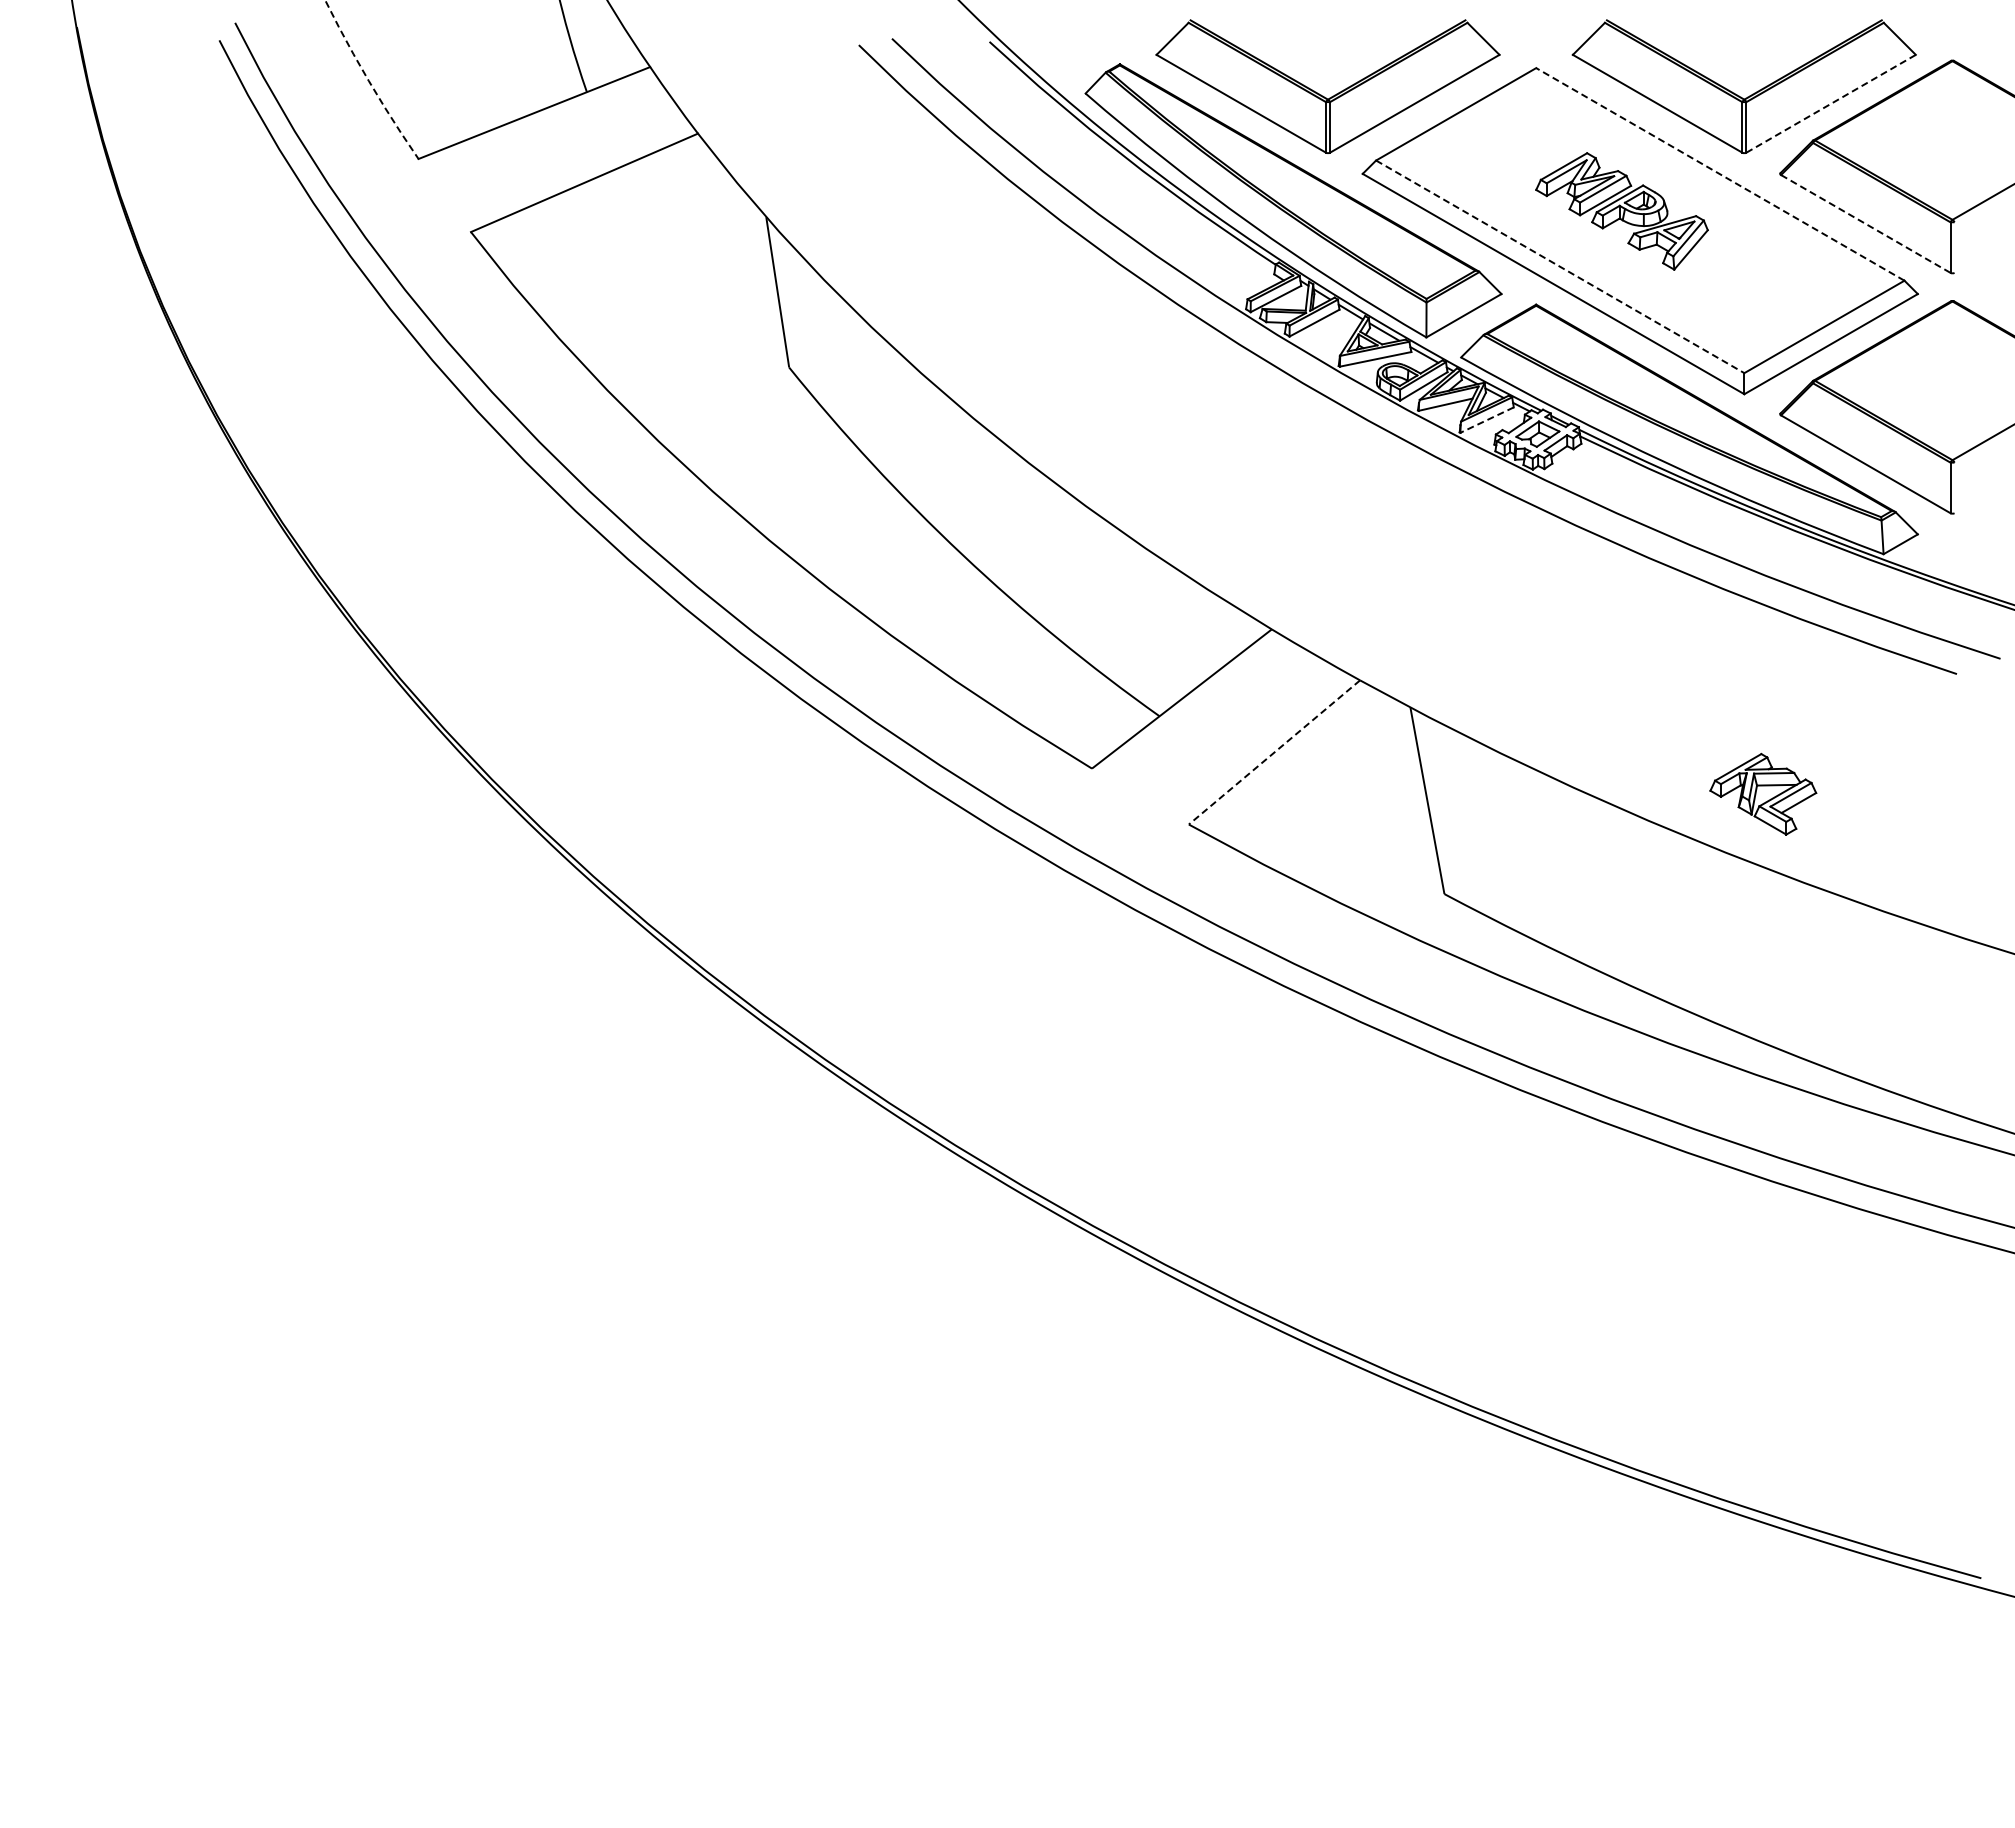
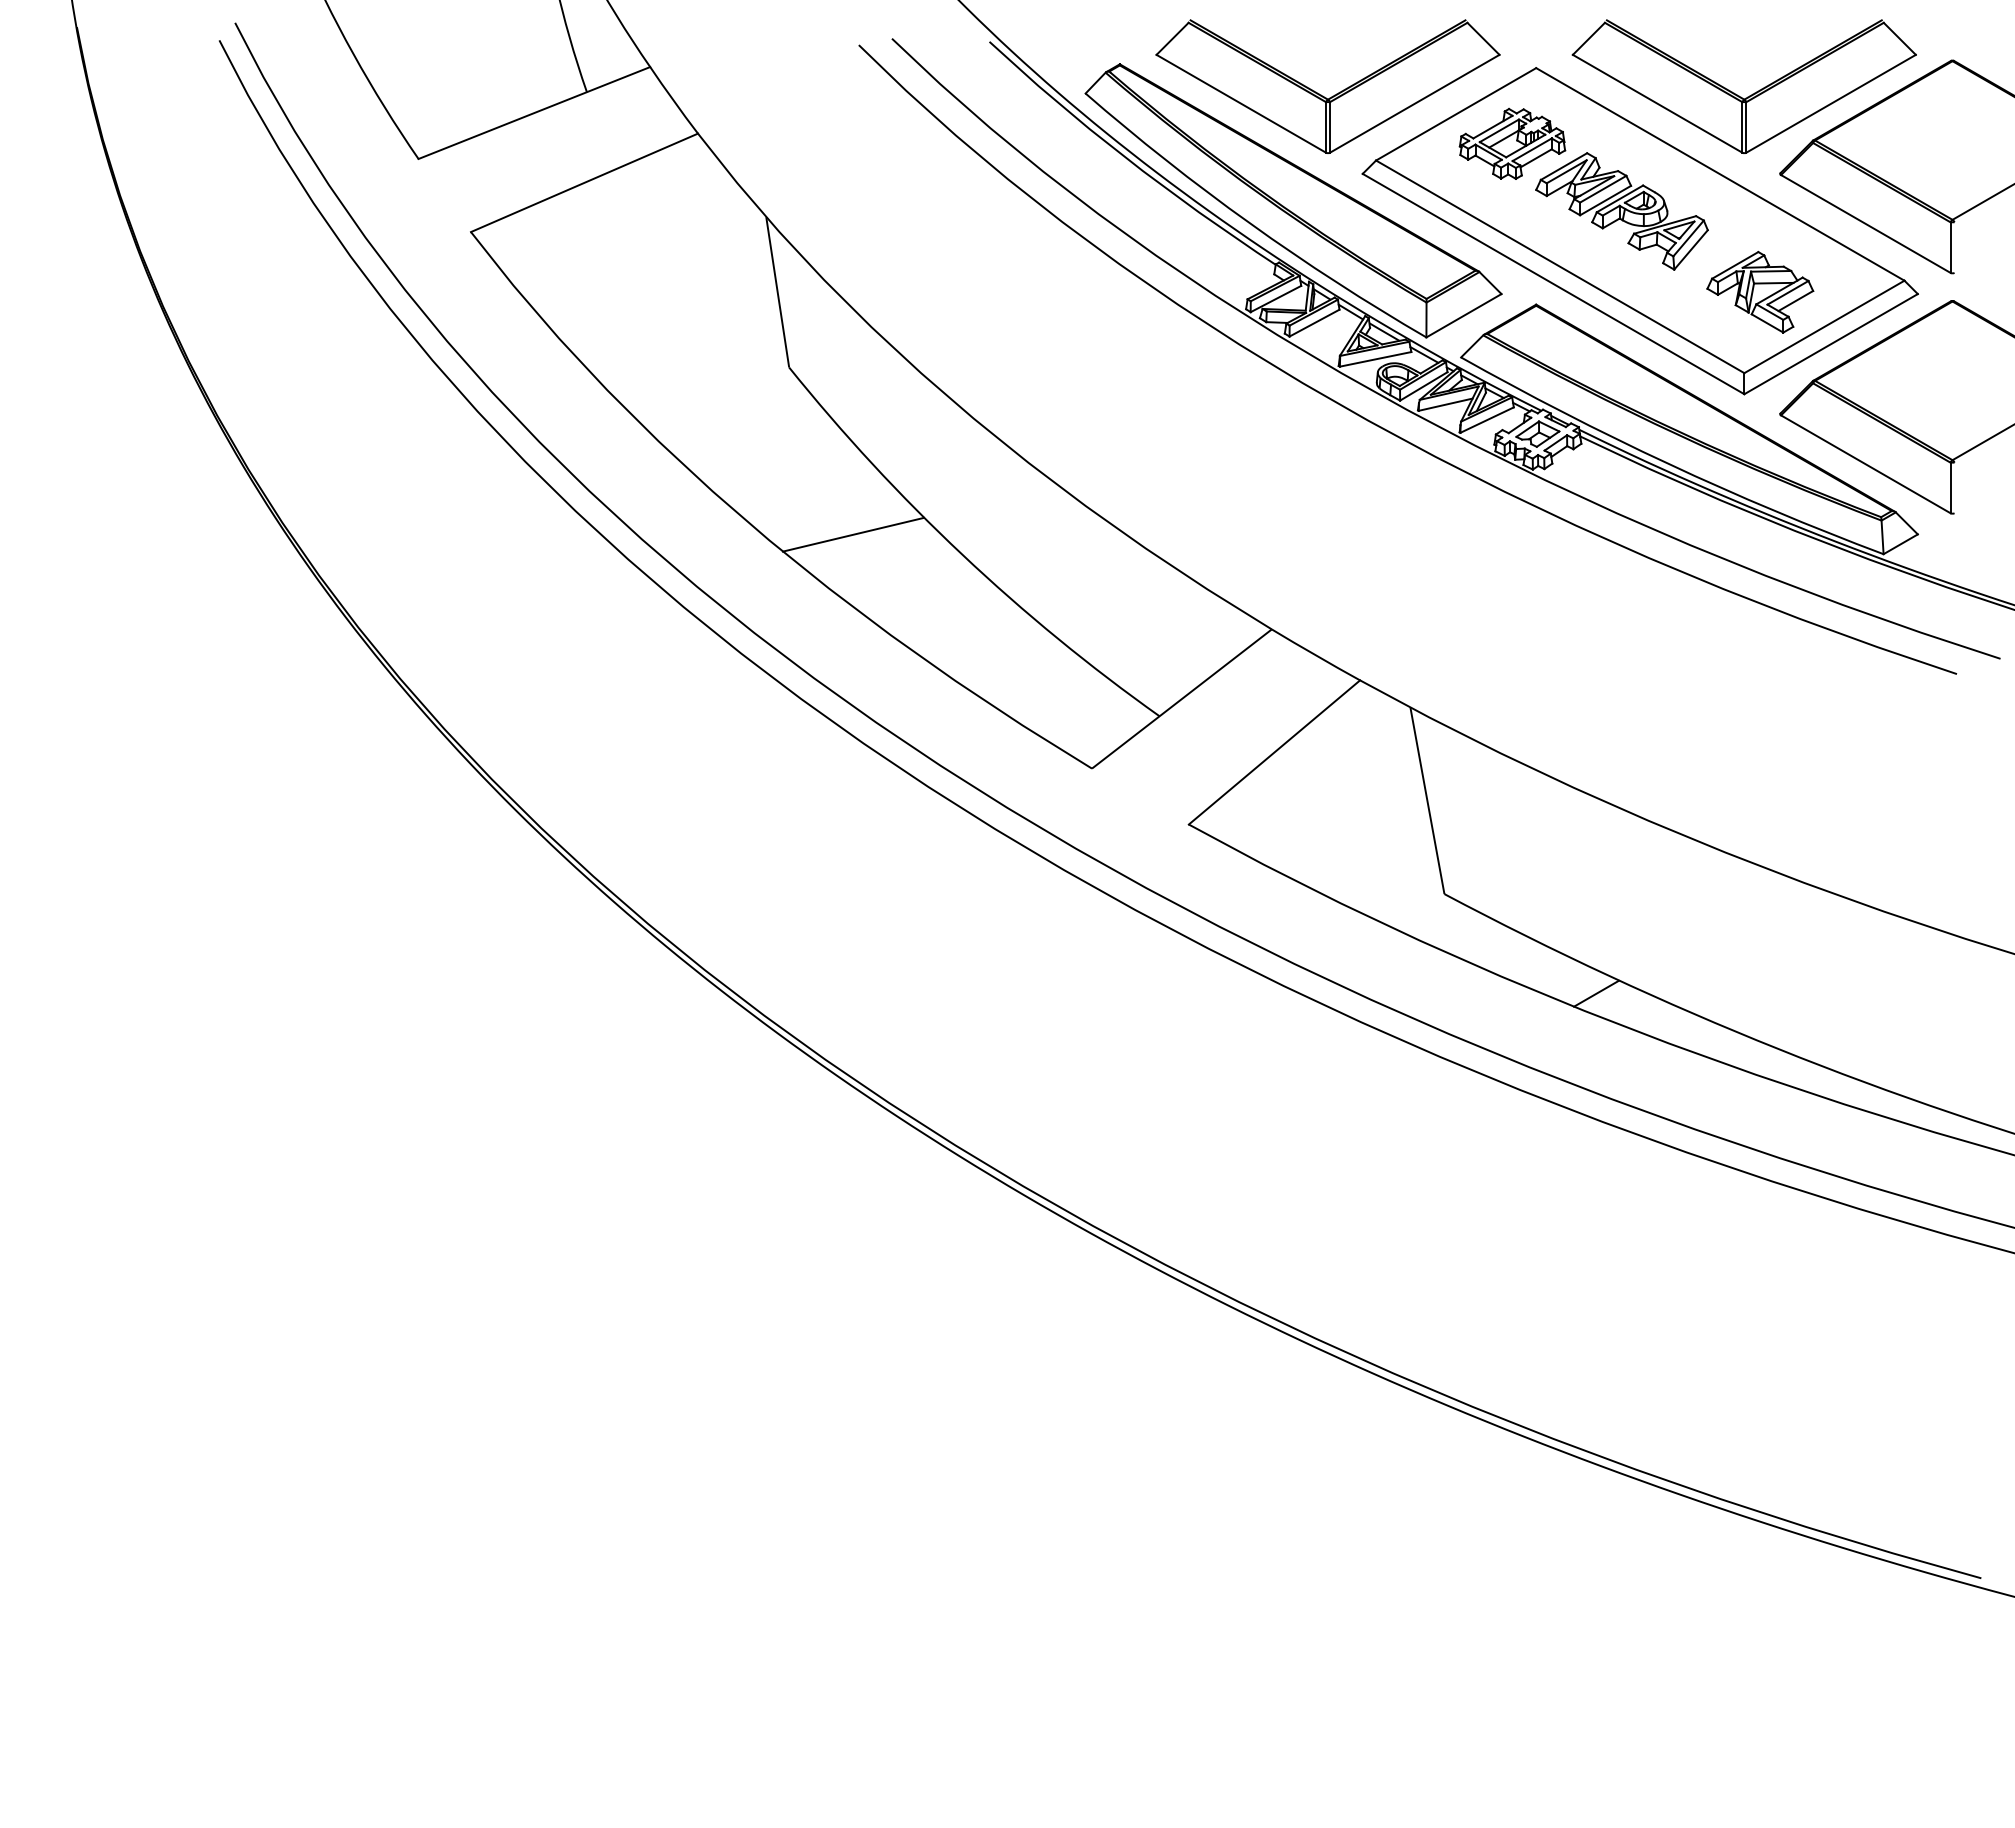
arc: dashed -> solid (368, 80)
line: dashed -> solid (1831, 103)
part: none -> present (1512, 143)
line: dashed -> solid (1720, 174)
line: dashed -> solid (1865, 223)
line: dashed -> solid (1560, 266)
line: dashed -> solid (1487, 420)
line: none -> present (852, 534)
line: dashed -> solid (1274, 752)
part position: (1763, 793) -> (1760, 291) (1760, 291)
line: none -> present (1596, 993)
